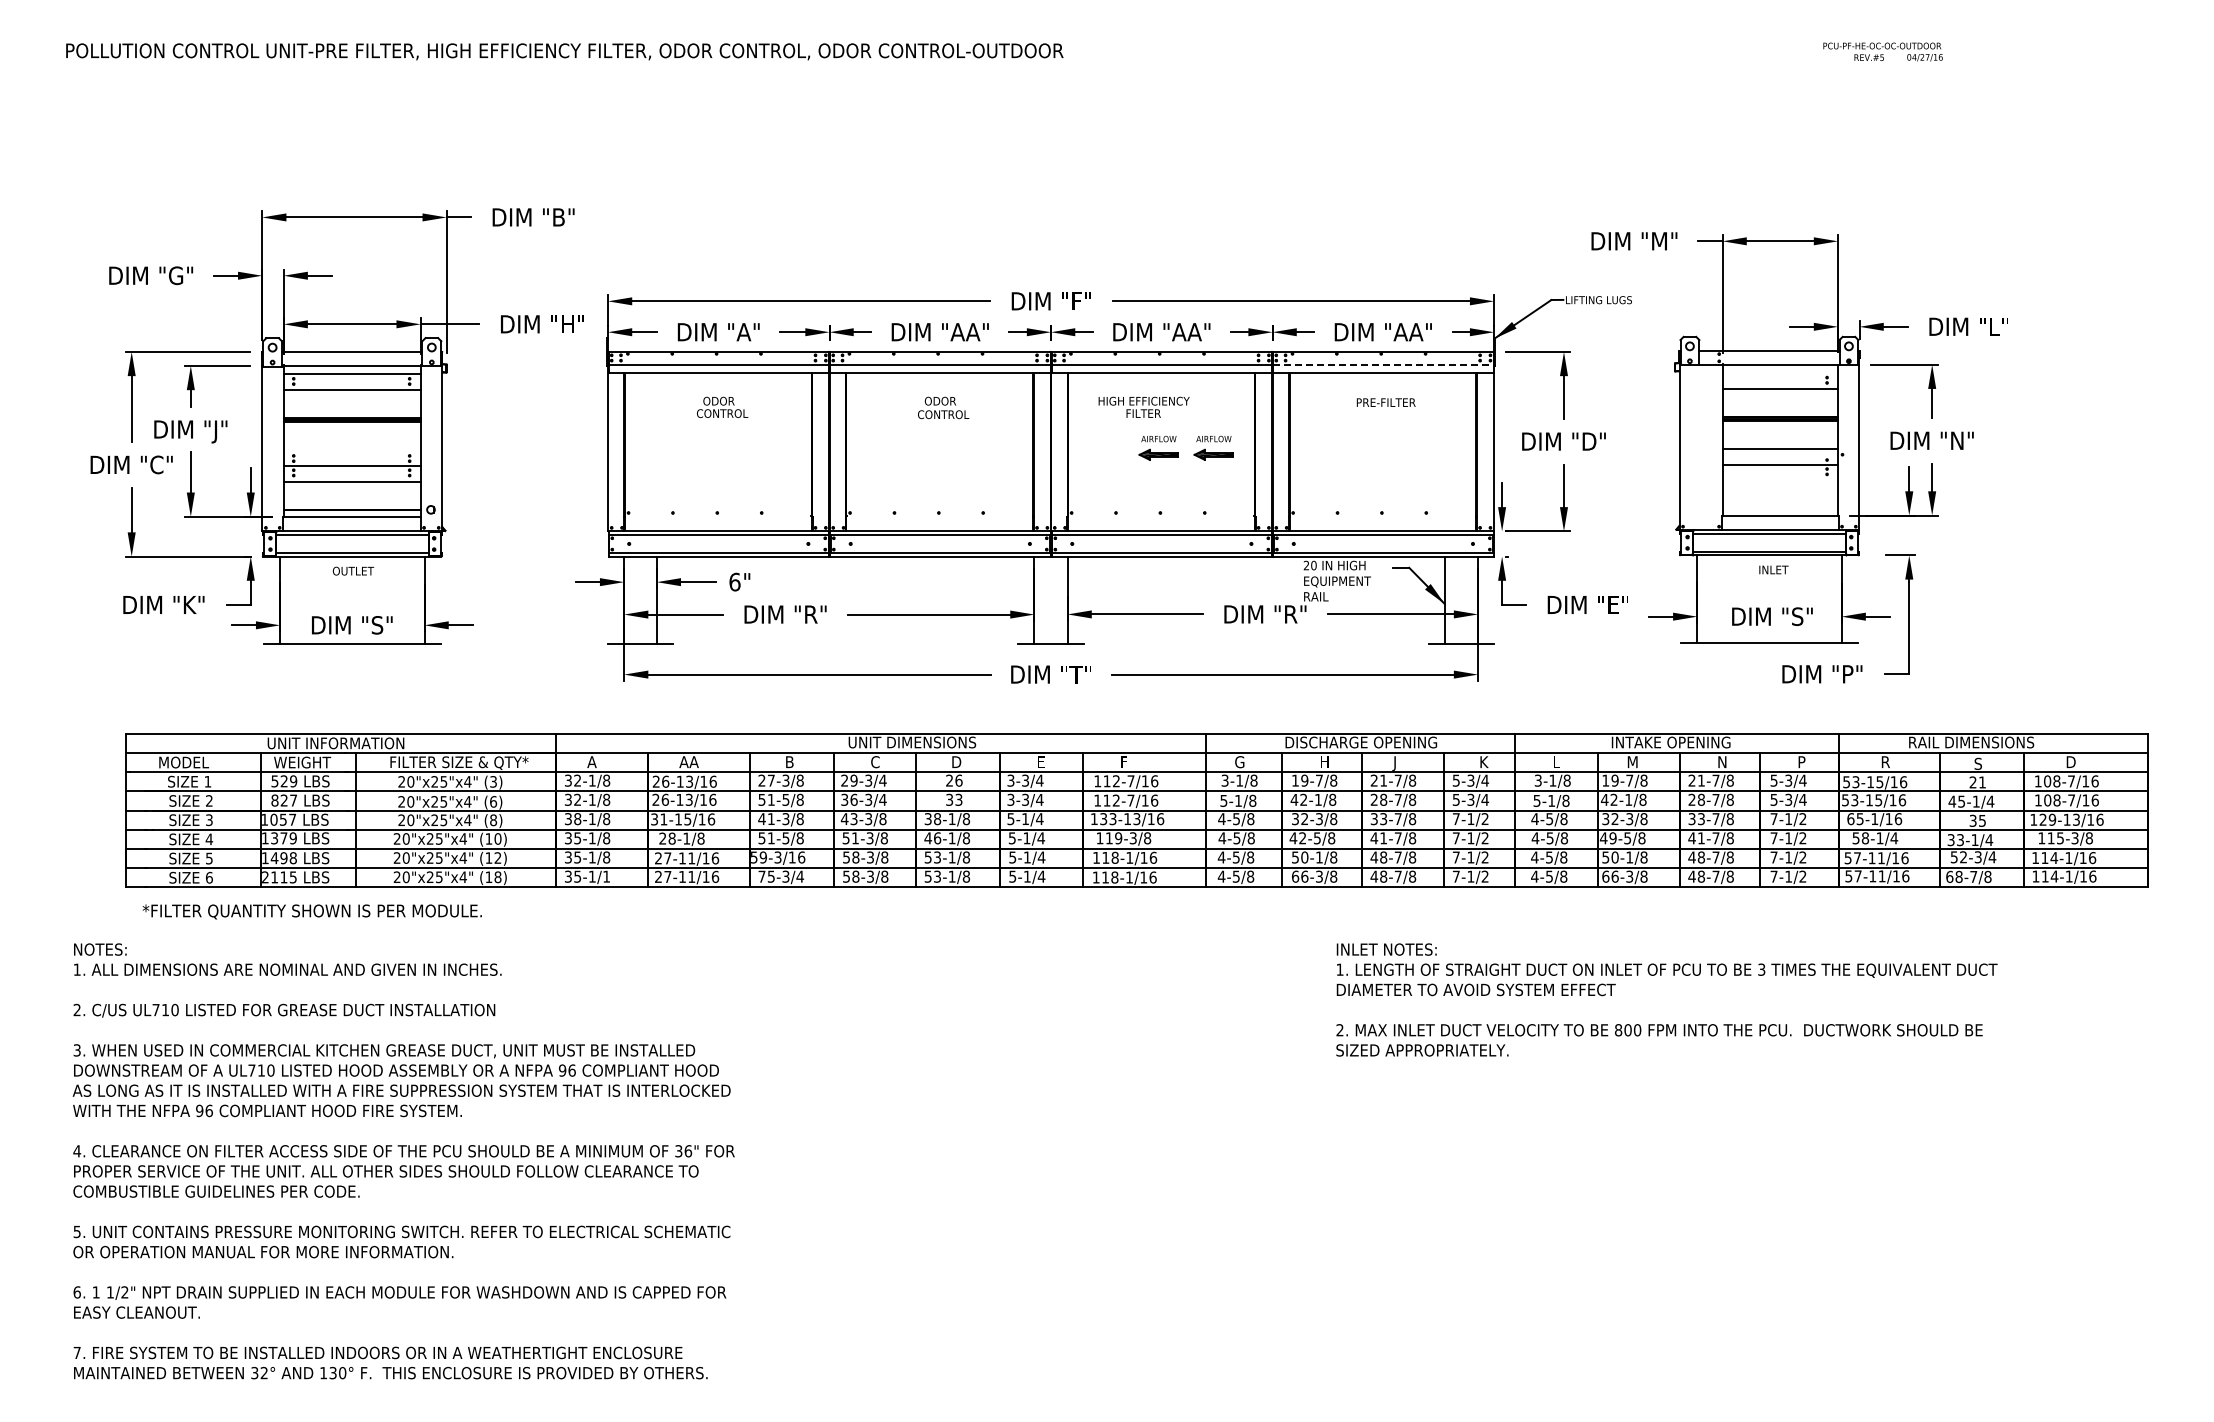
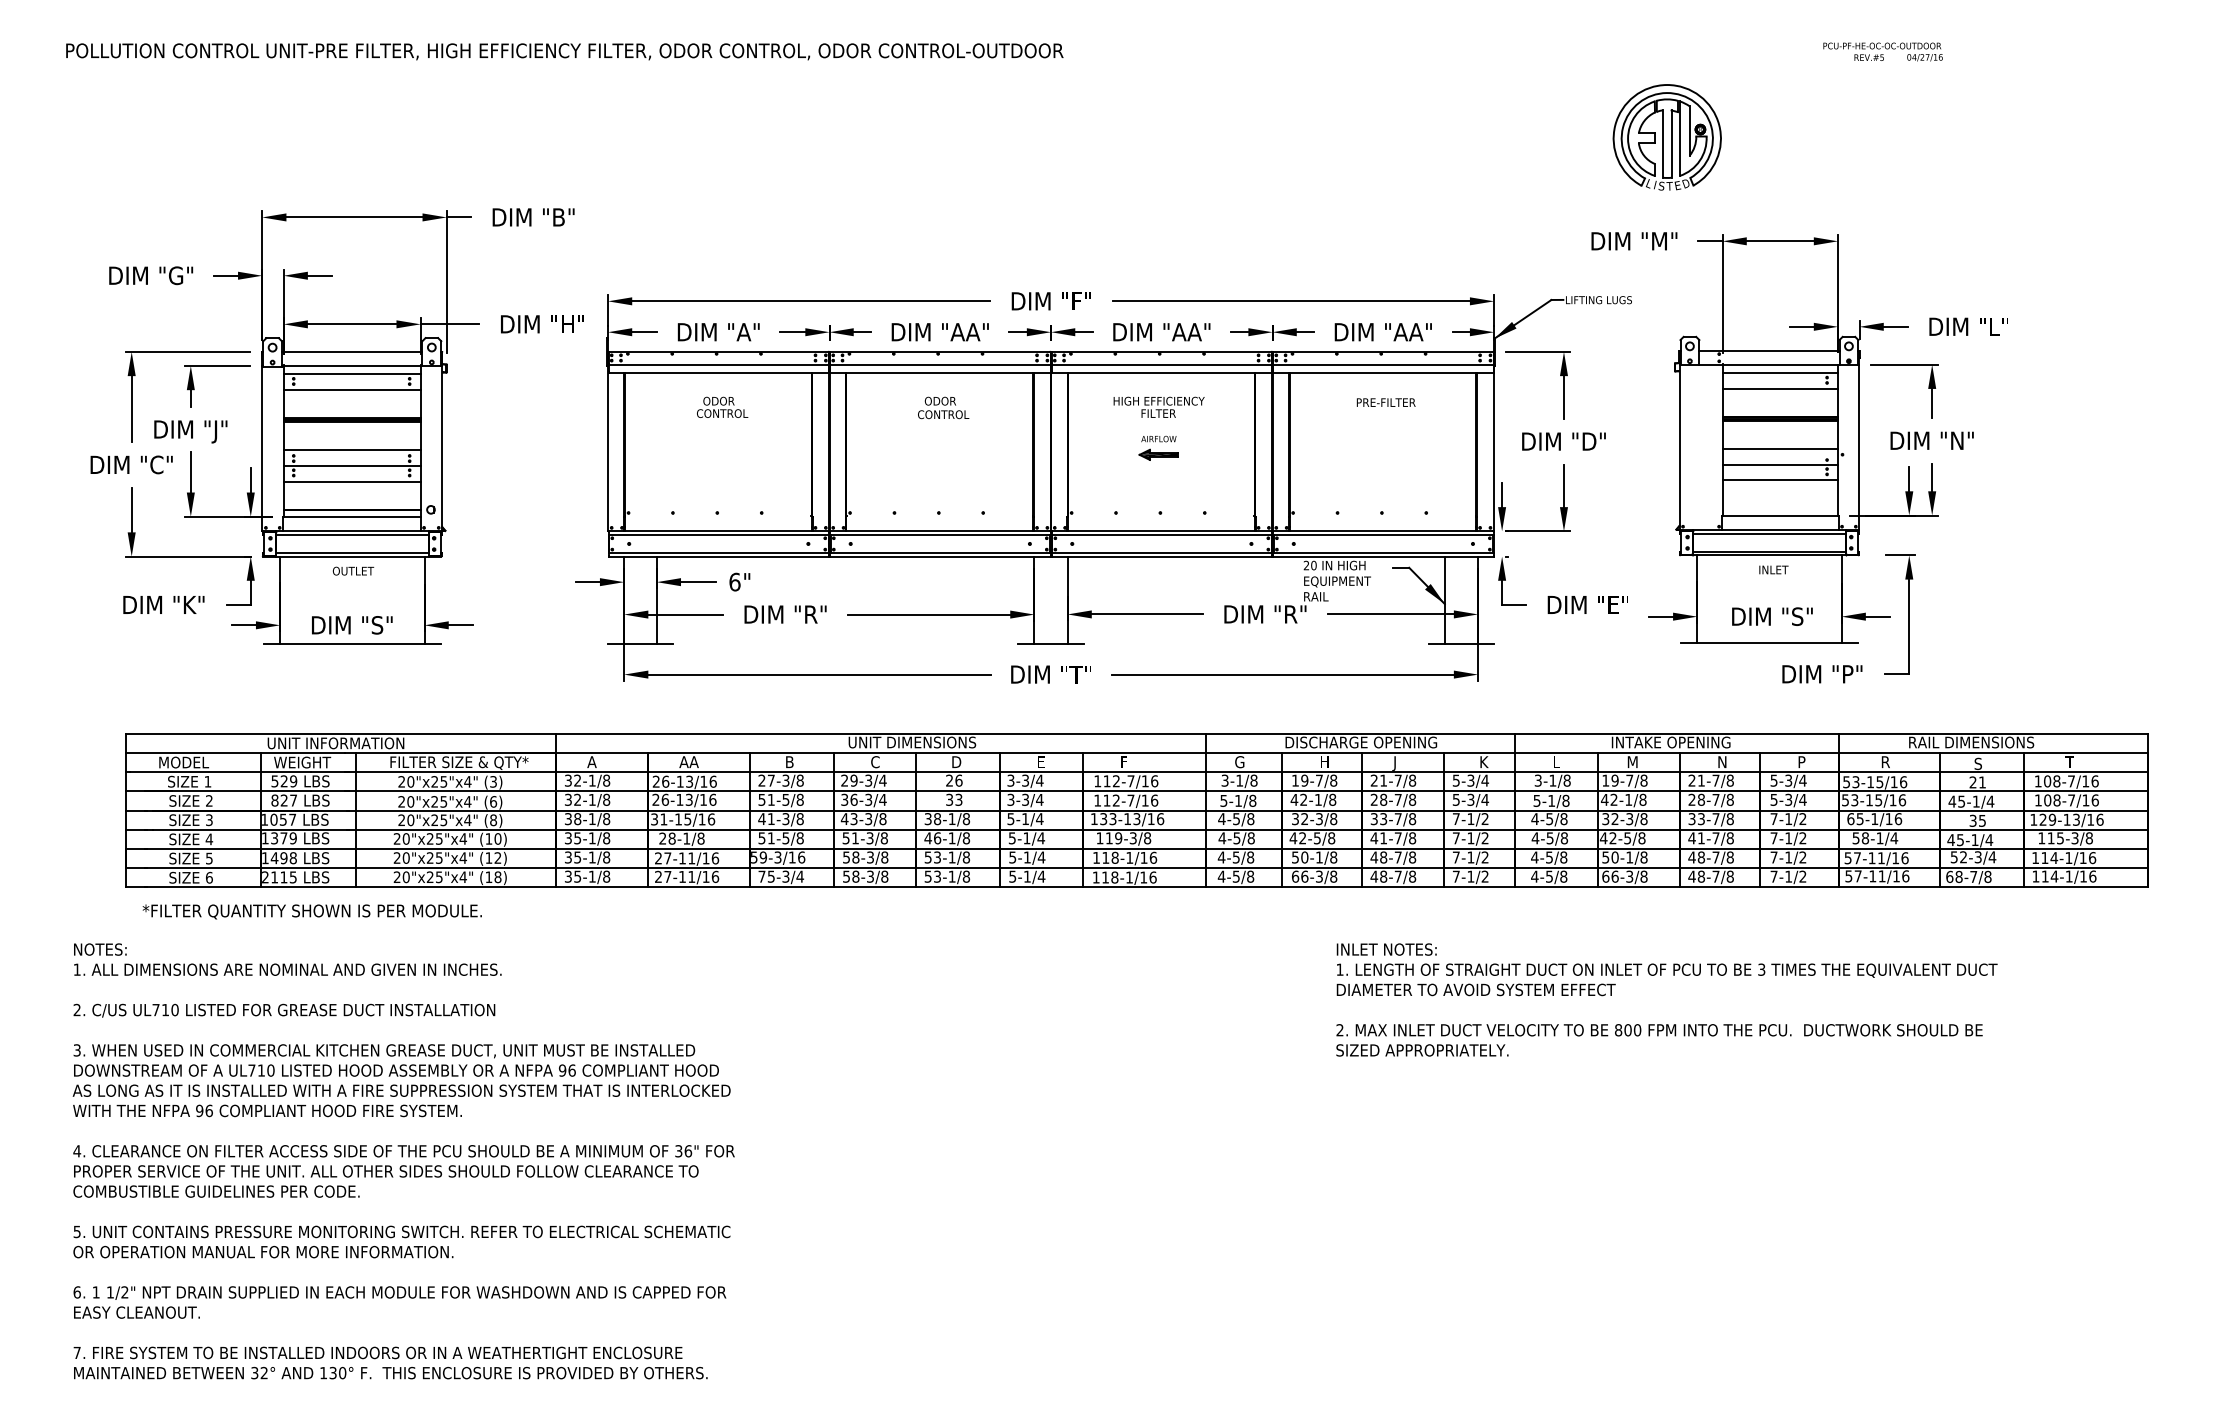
part: none -> present (1666, 137)
line: dashed -> solid (1383, 364)
line: none -> present (1780, 373)
text position: (1143, 406) -> (1158, 406) (1158, 406)
part: present -> none (1213, 447)
line: none -> present (351, 449)
line: none -> present (1780, 480)
text: D -> T (2070, 762)
text: 49-5/8 -> 42-5/8 (1612, 838)
text: 33-1/4 -> 45-1/4 (1955, 840)
text: 35-1/1 -> 35-1/8 (606, 876)
